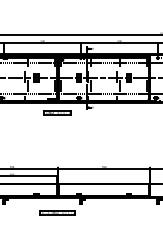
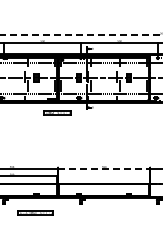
line: solid -> dashed (81, 35)
line: solid -> dashed (103, 168)
part position: (57, 212) -> (35, 212) (35, 212)
